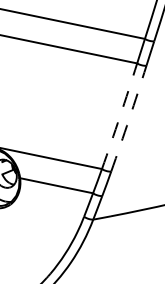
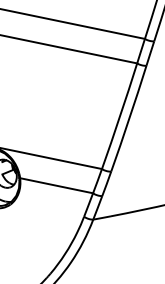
arc: dashed -> solid (120, 116)
arc: dashed -> solid (129, 118)
